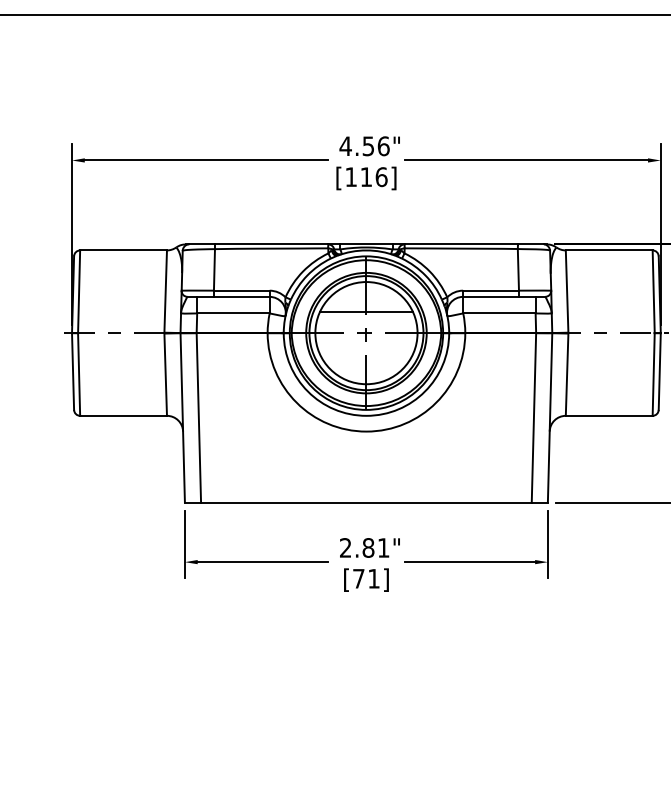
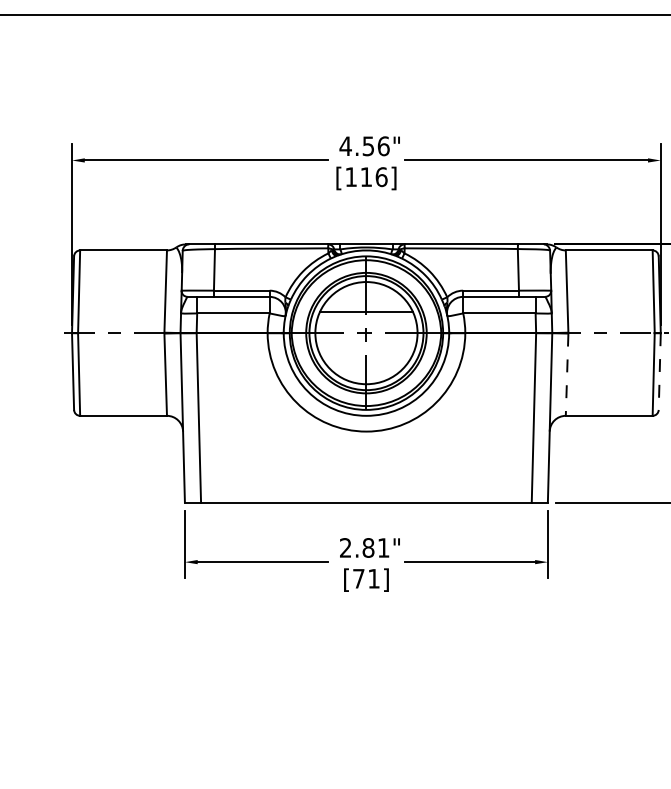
line: solid -> dashed (659, 372)
line: solid -> dashed (567, 375)
